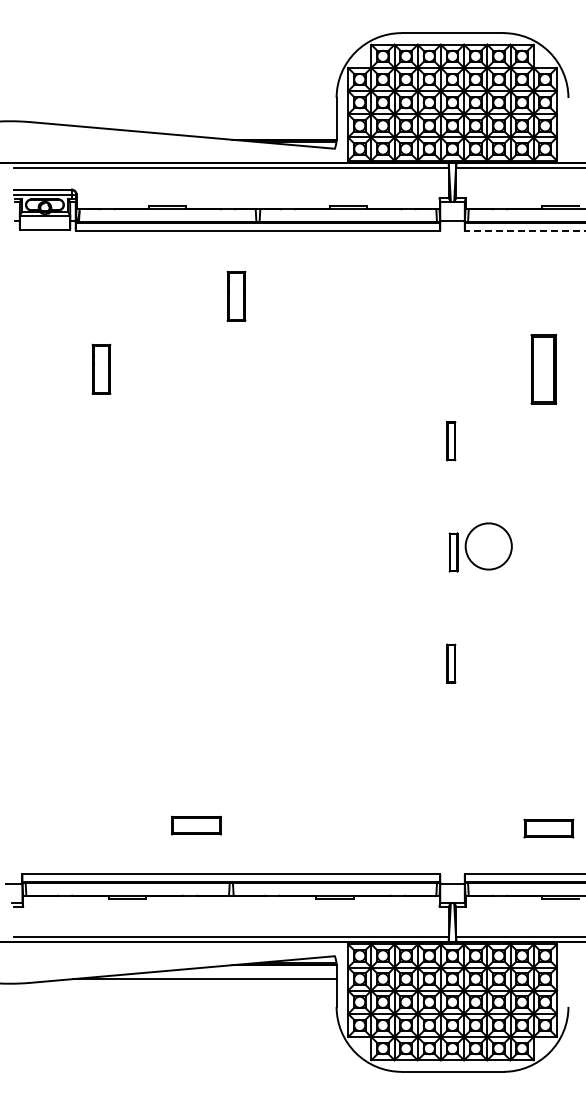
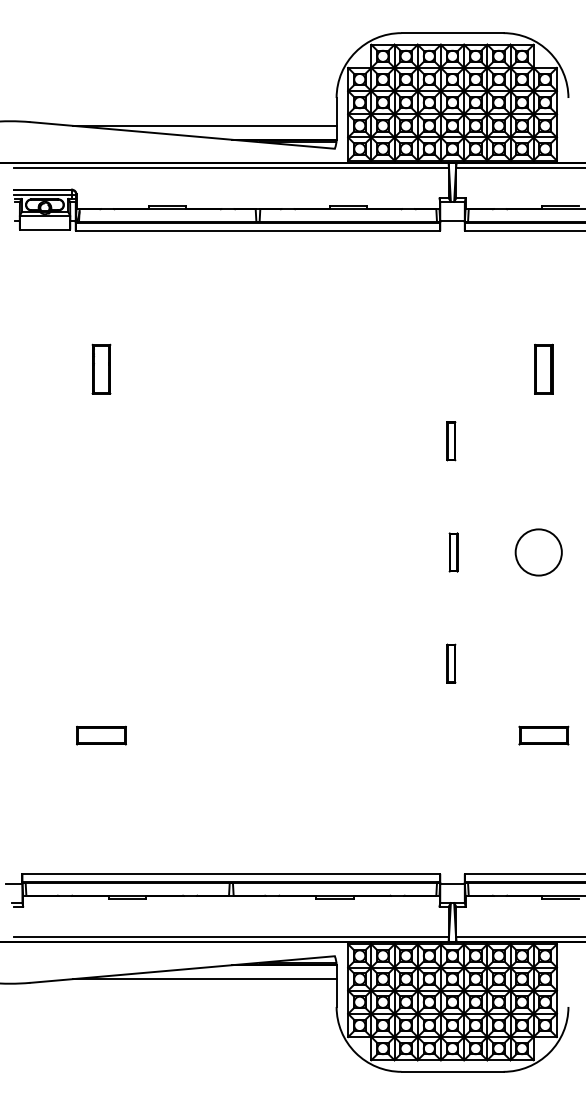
line: none -> present (204, 125)
line: dashed -> solid (524, 231)
part: present -> none (236, 295)
part size: 28x71 px -> 20x52 px (543, 368)
circle position: (488, 546) -> (538, 552) (538, 552)
part position: (196, 825) -> (101, 735) (101, 735)
part position: (548, 828) -> (543, 735) (543, 735)
